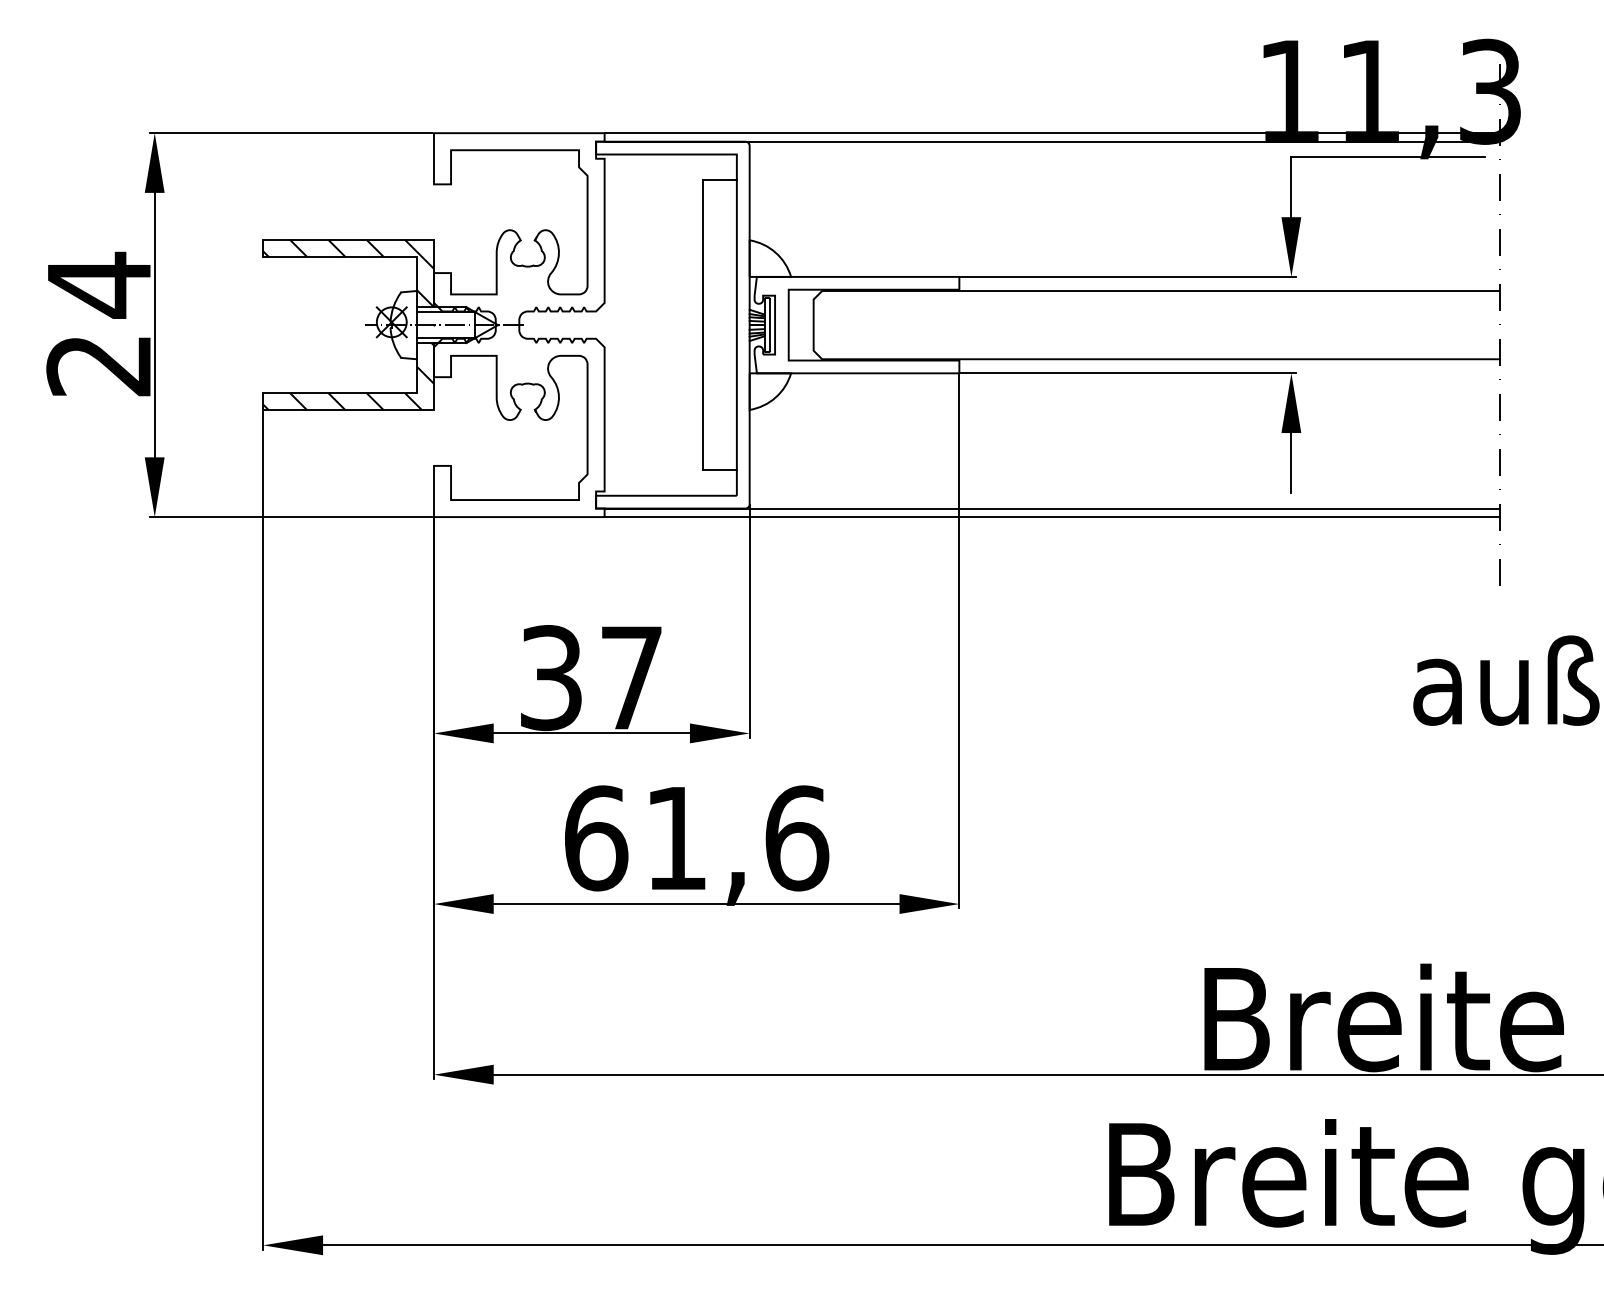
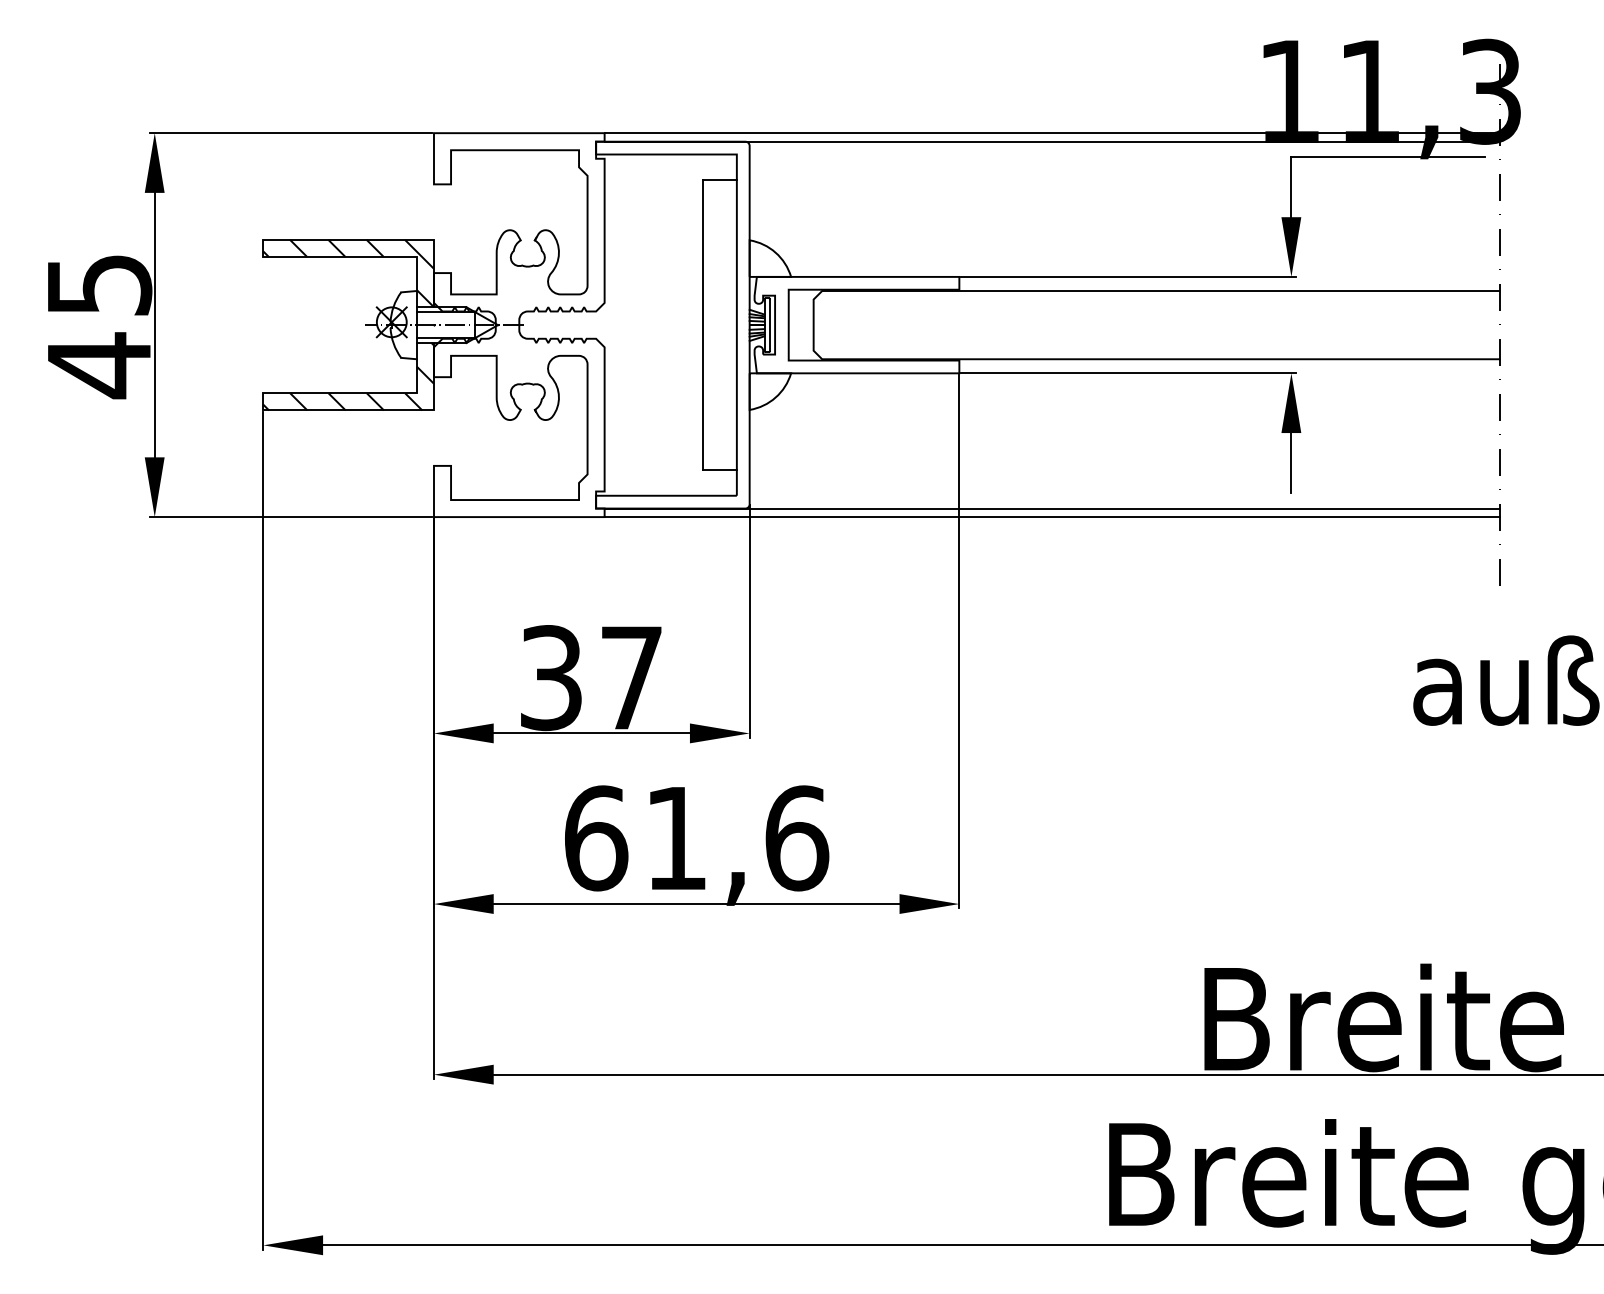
text: 24 -> 45 (99, 325)
